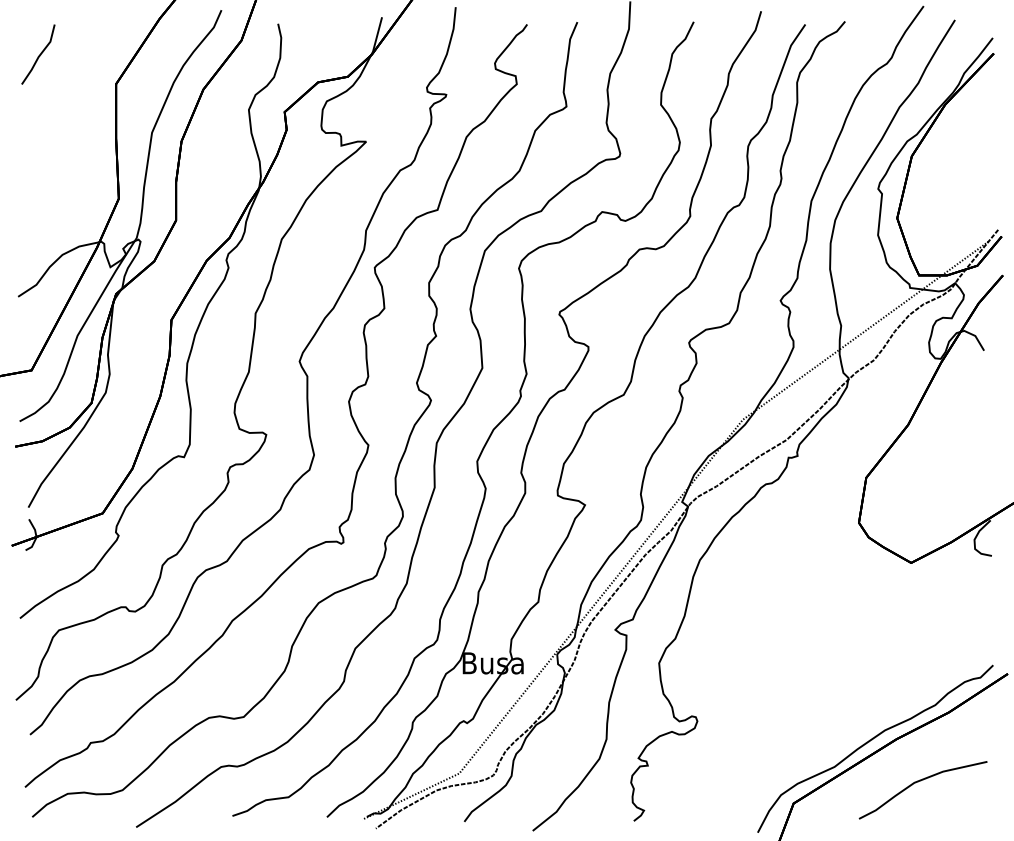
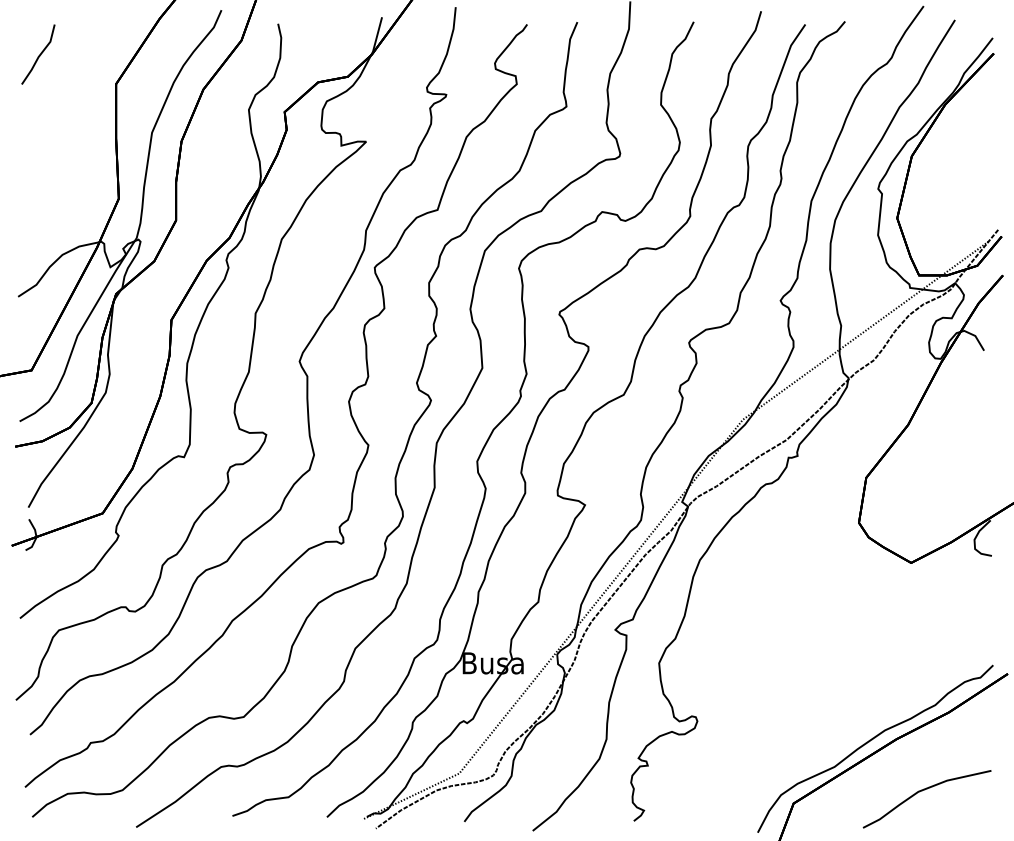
curve position: (918, 782) -> (922, 791) (922, 791)
